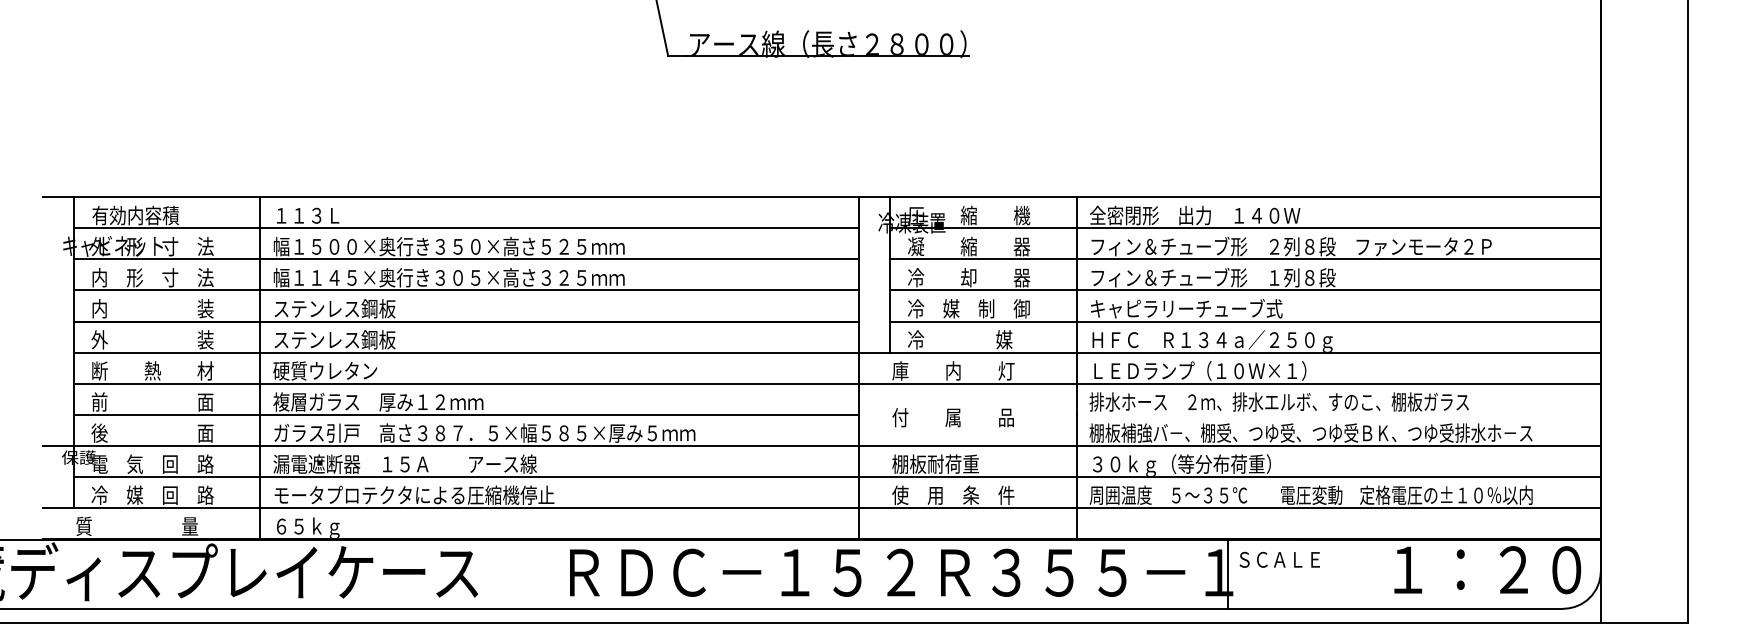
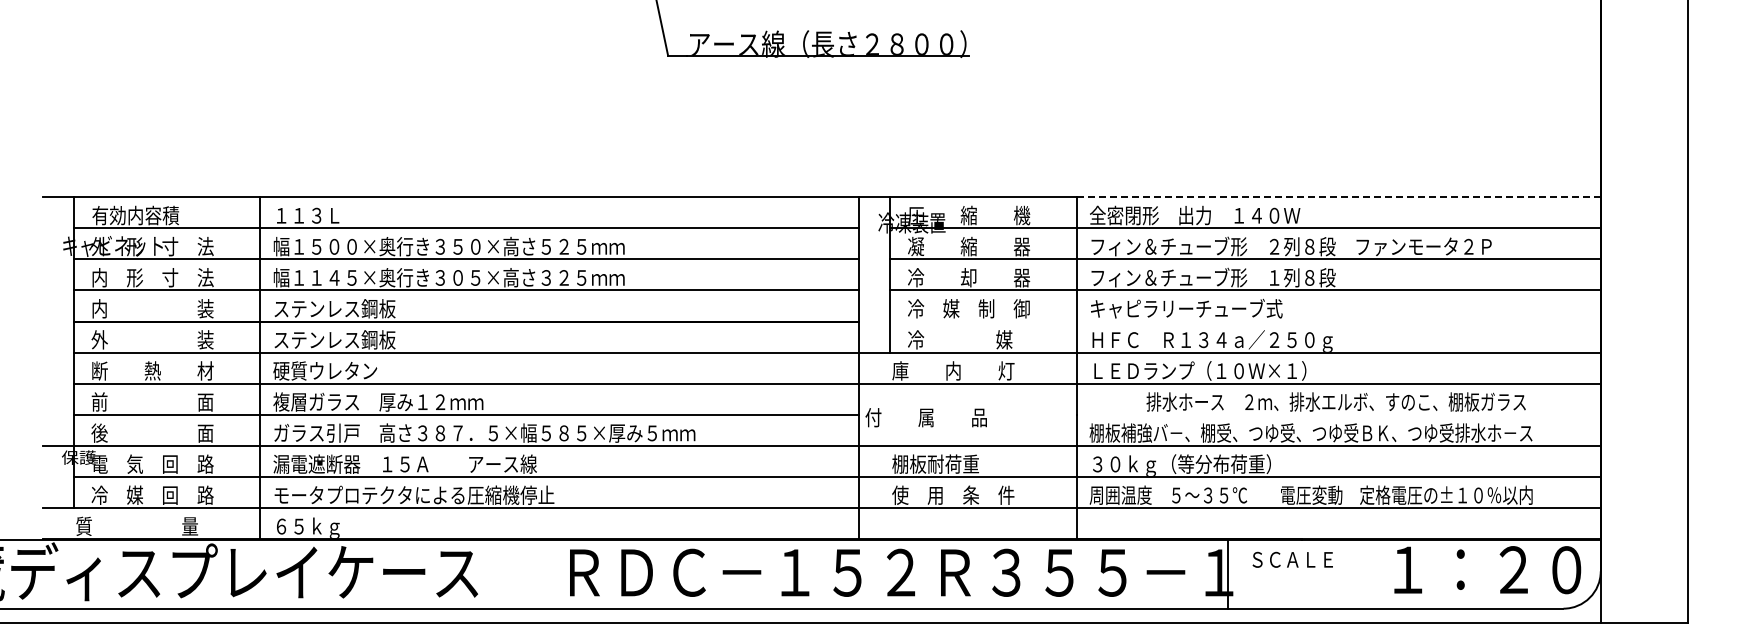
line: solid -> dashed (1339, 197)
line: present -> none (1245, 321)
text position: (1278, 401) -> (1335, 401) (1335, 401)
text position: (952, 417) -> (925, 417) (925, 417)
text position: (1279, 559) -> (1292, 559) (1292, 559)
